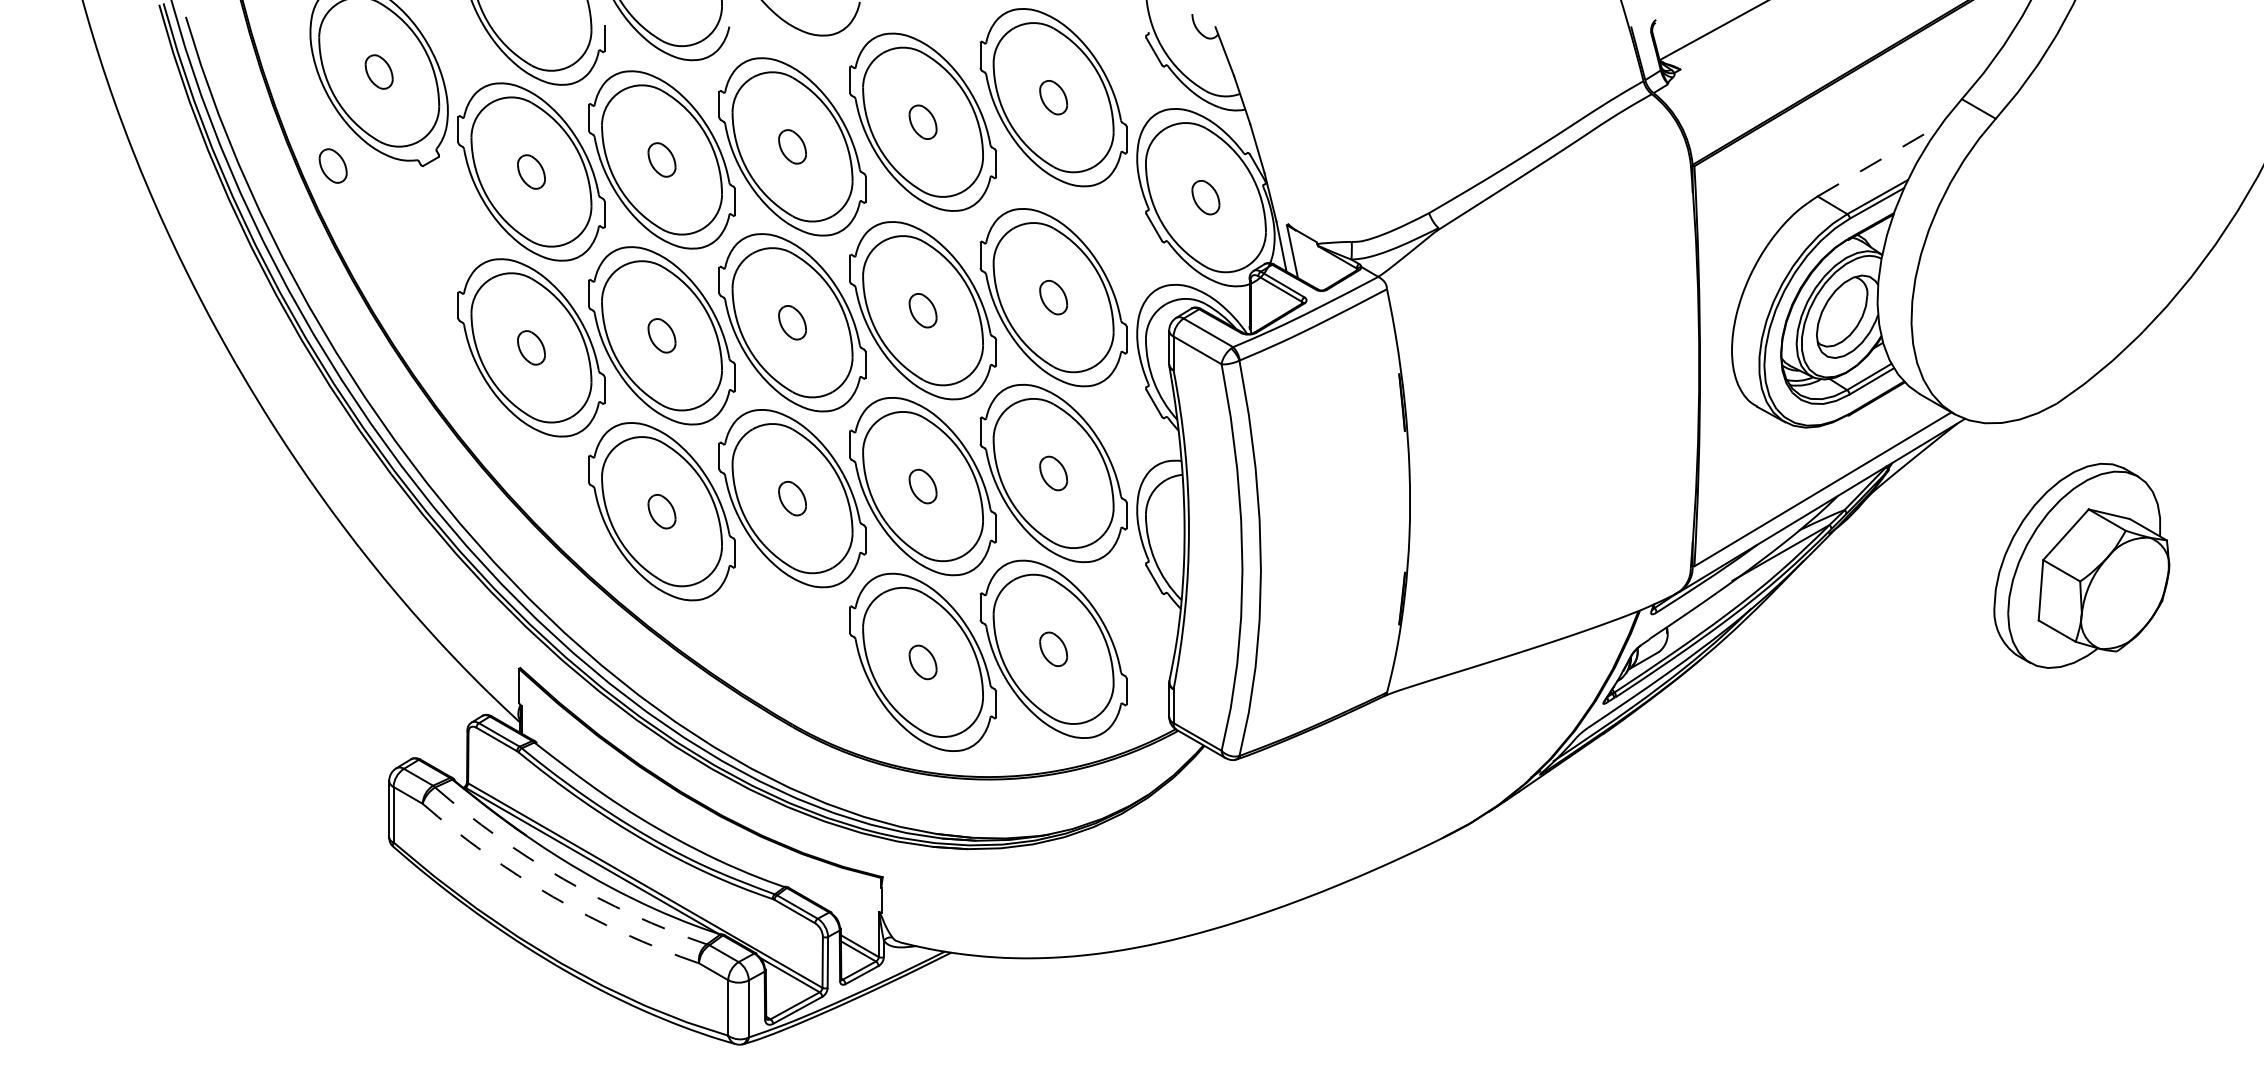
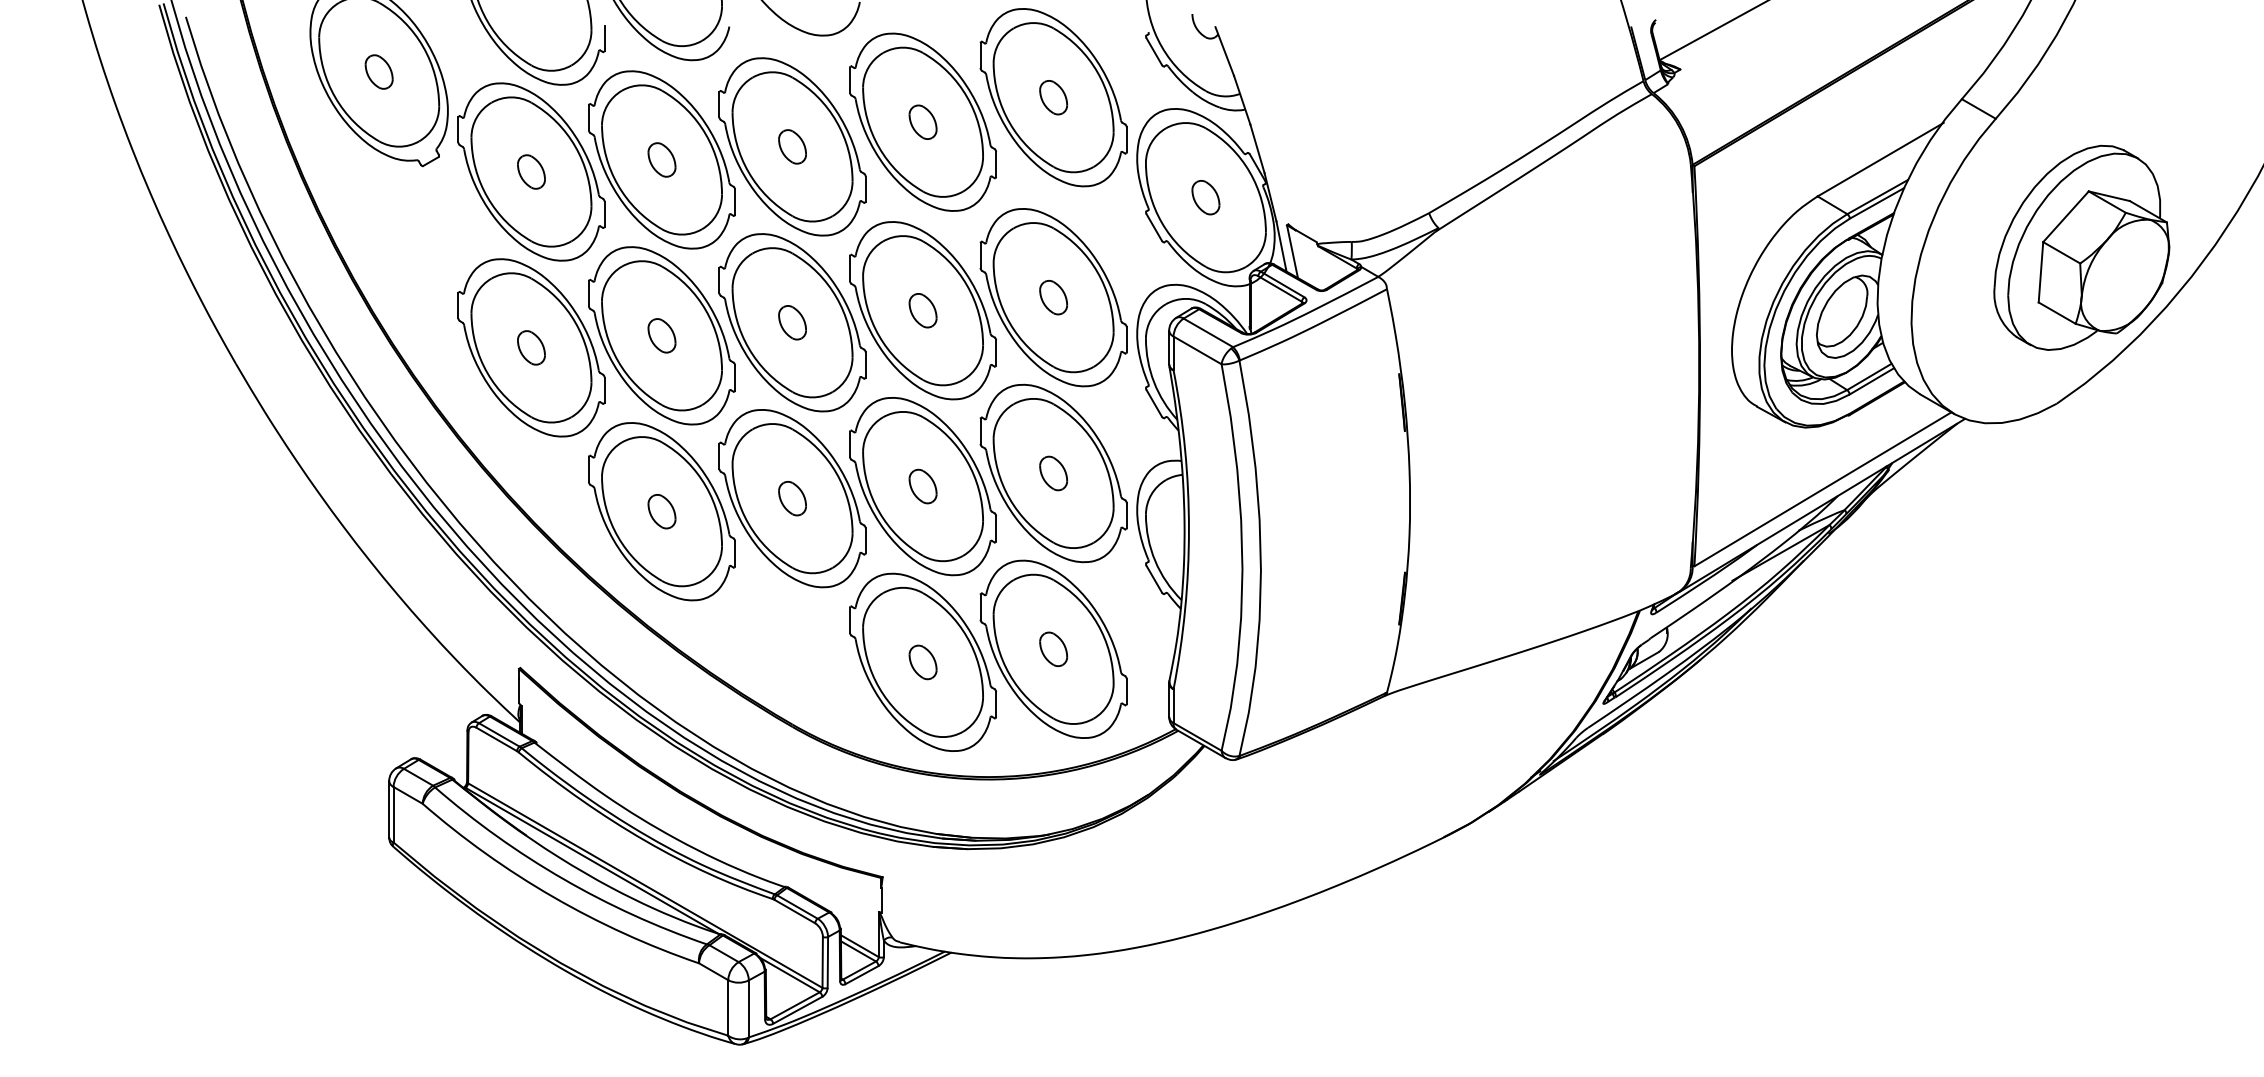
line: dashed -> solid (1880, 159)
part: present -> none (332, 165)
part position: (2081, 565) -> (2081, 247) (2081, 247)
arc: dashed -> solid (563, 879)
arc: dashed -> solid (553, 896)
